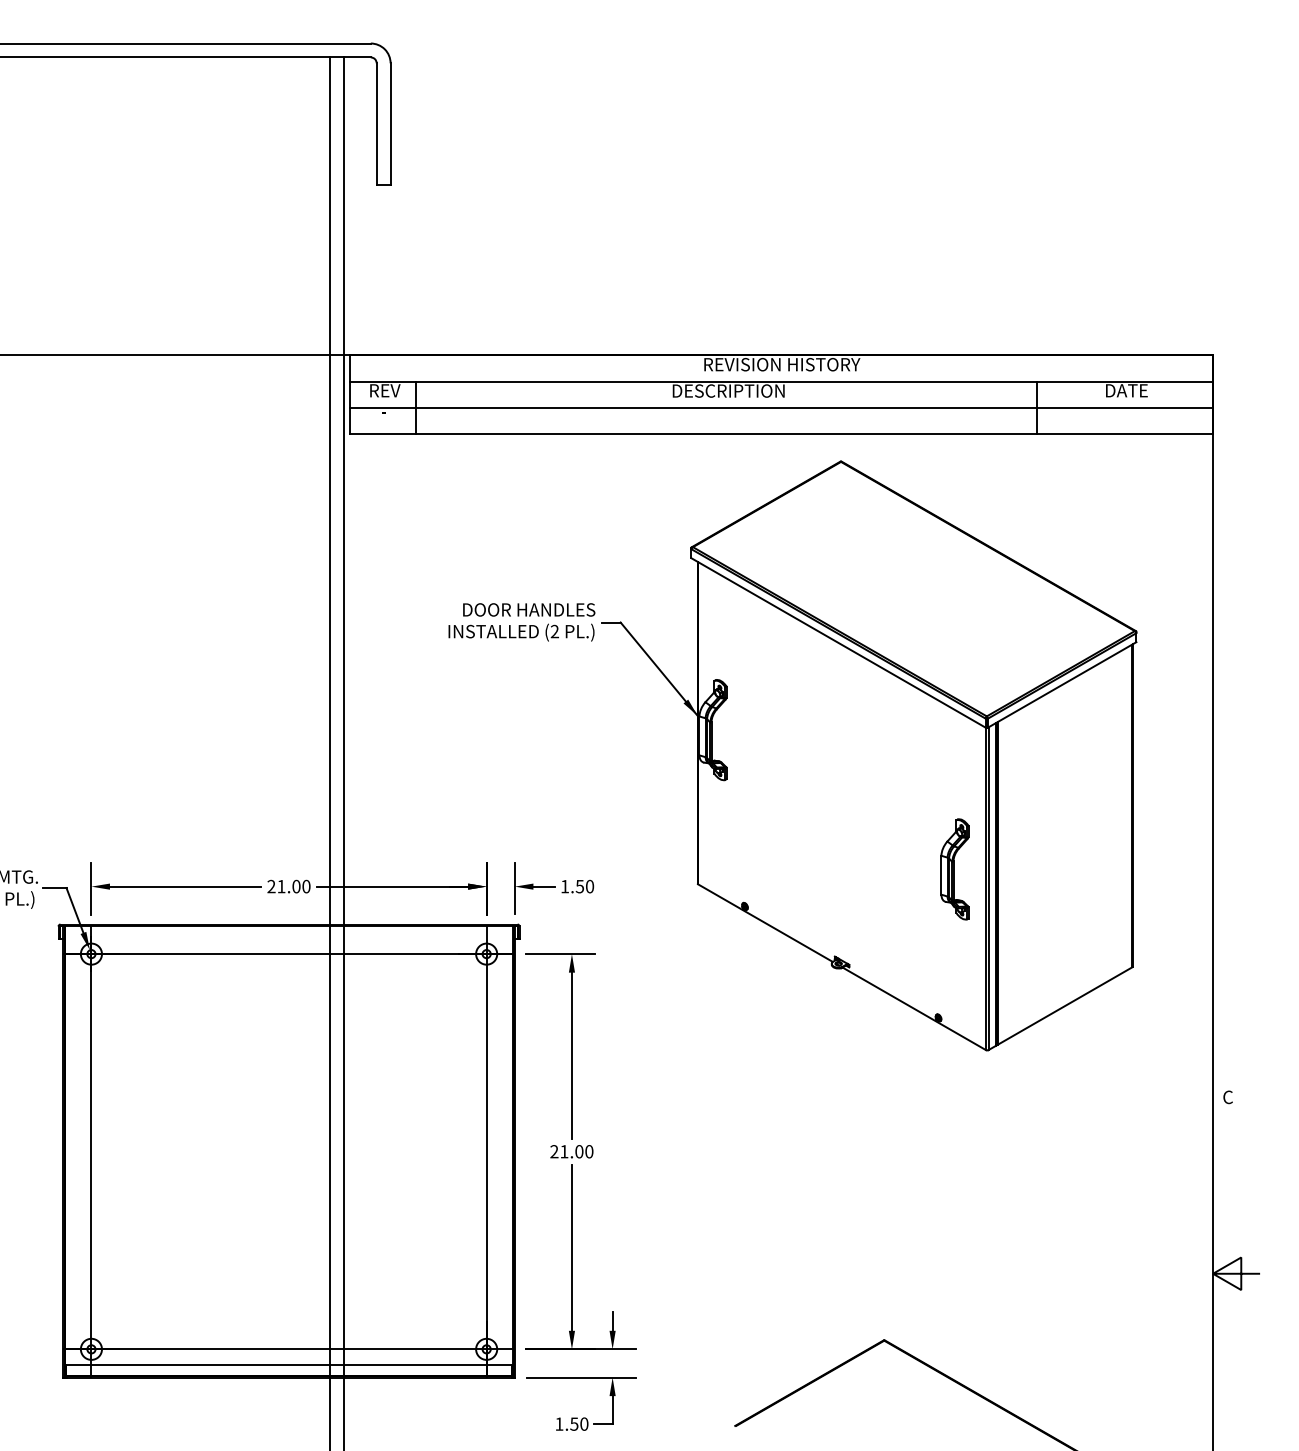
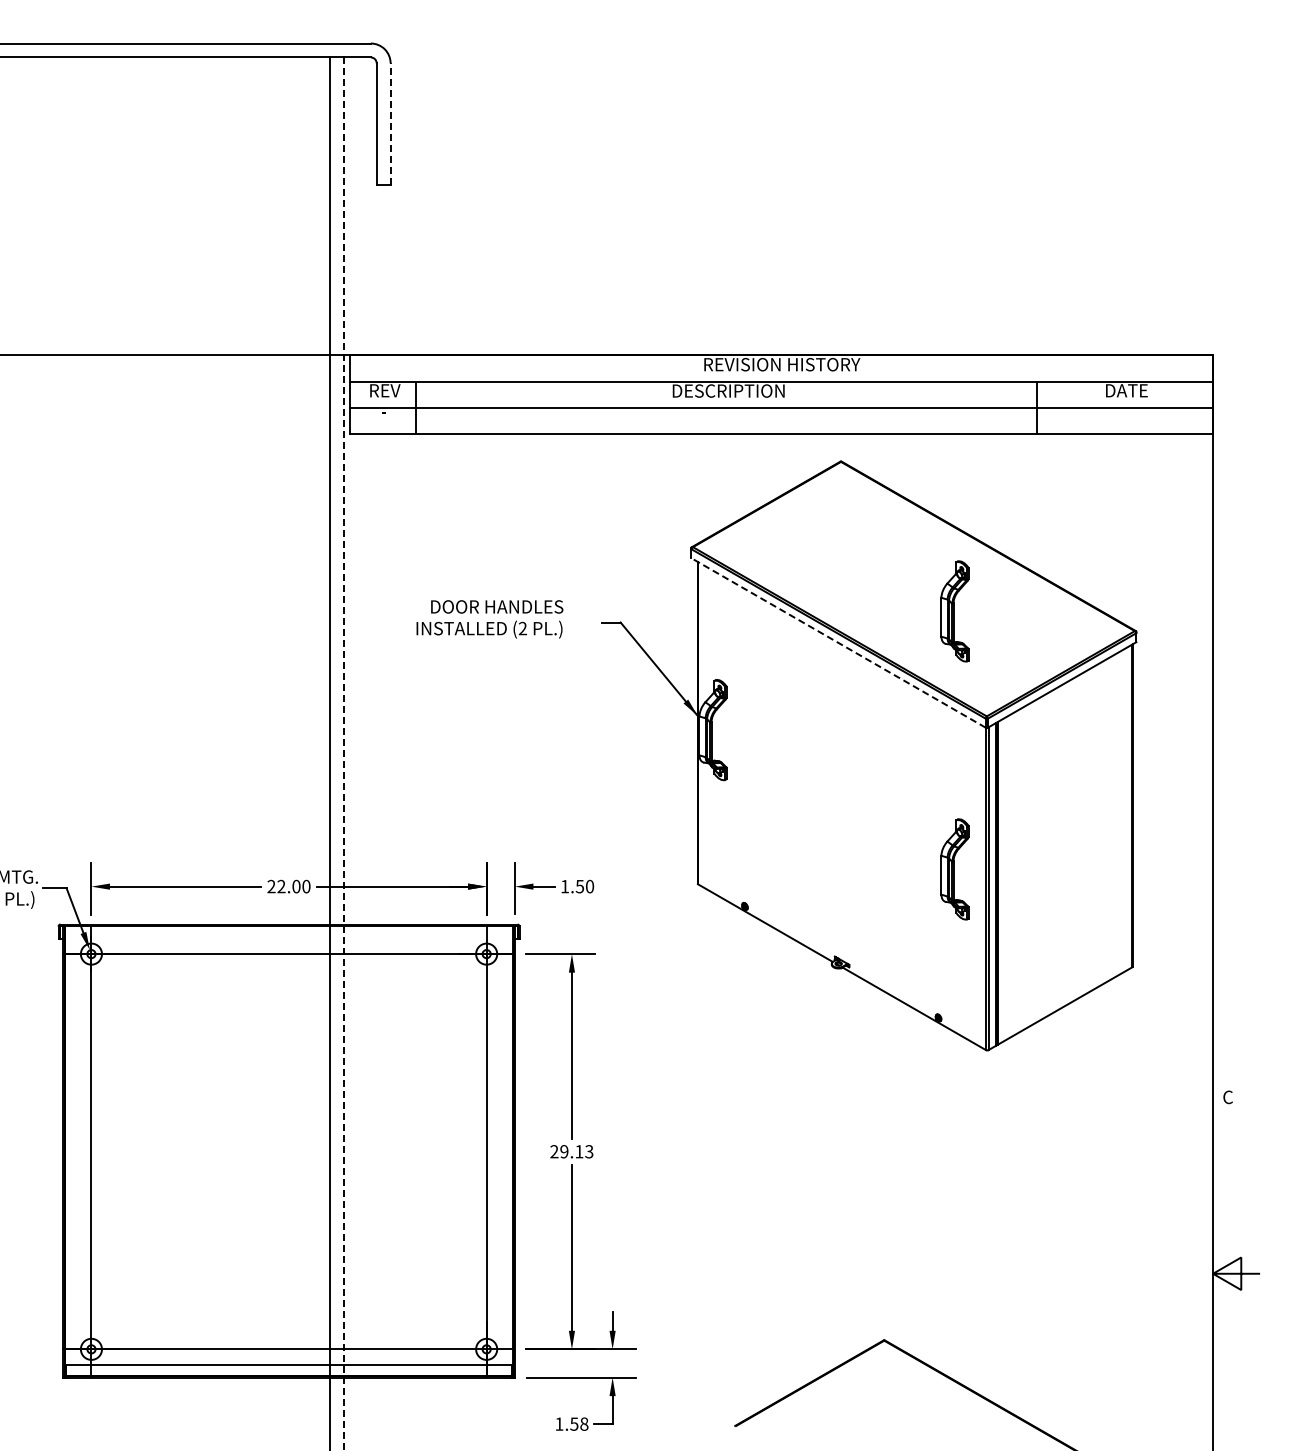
line: solid -> dashed (390, 124)
part: none -> present (954, 611)
text position: (521, 622) -> (489, 619) (489, 619)
line: solid -> dashed (838, 643)
line: solid -> dashed (343, 753)
text: 21.00 -> 22.00 (281, 886)
text: 21.00 -> 29.13 (576, 1151)
text: 1.50 -> 1.58 (584, 1424)
